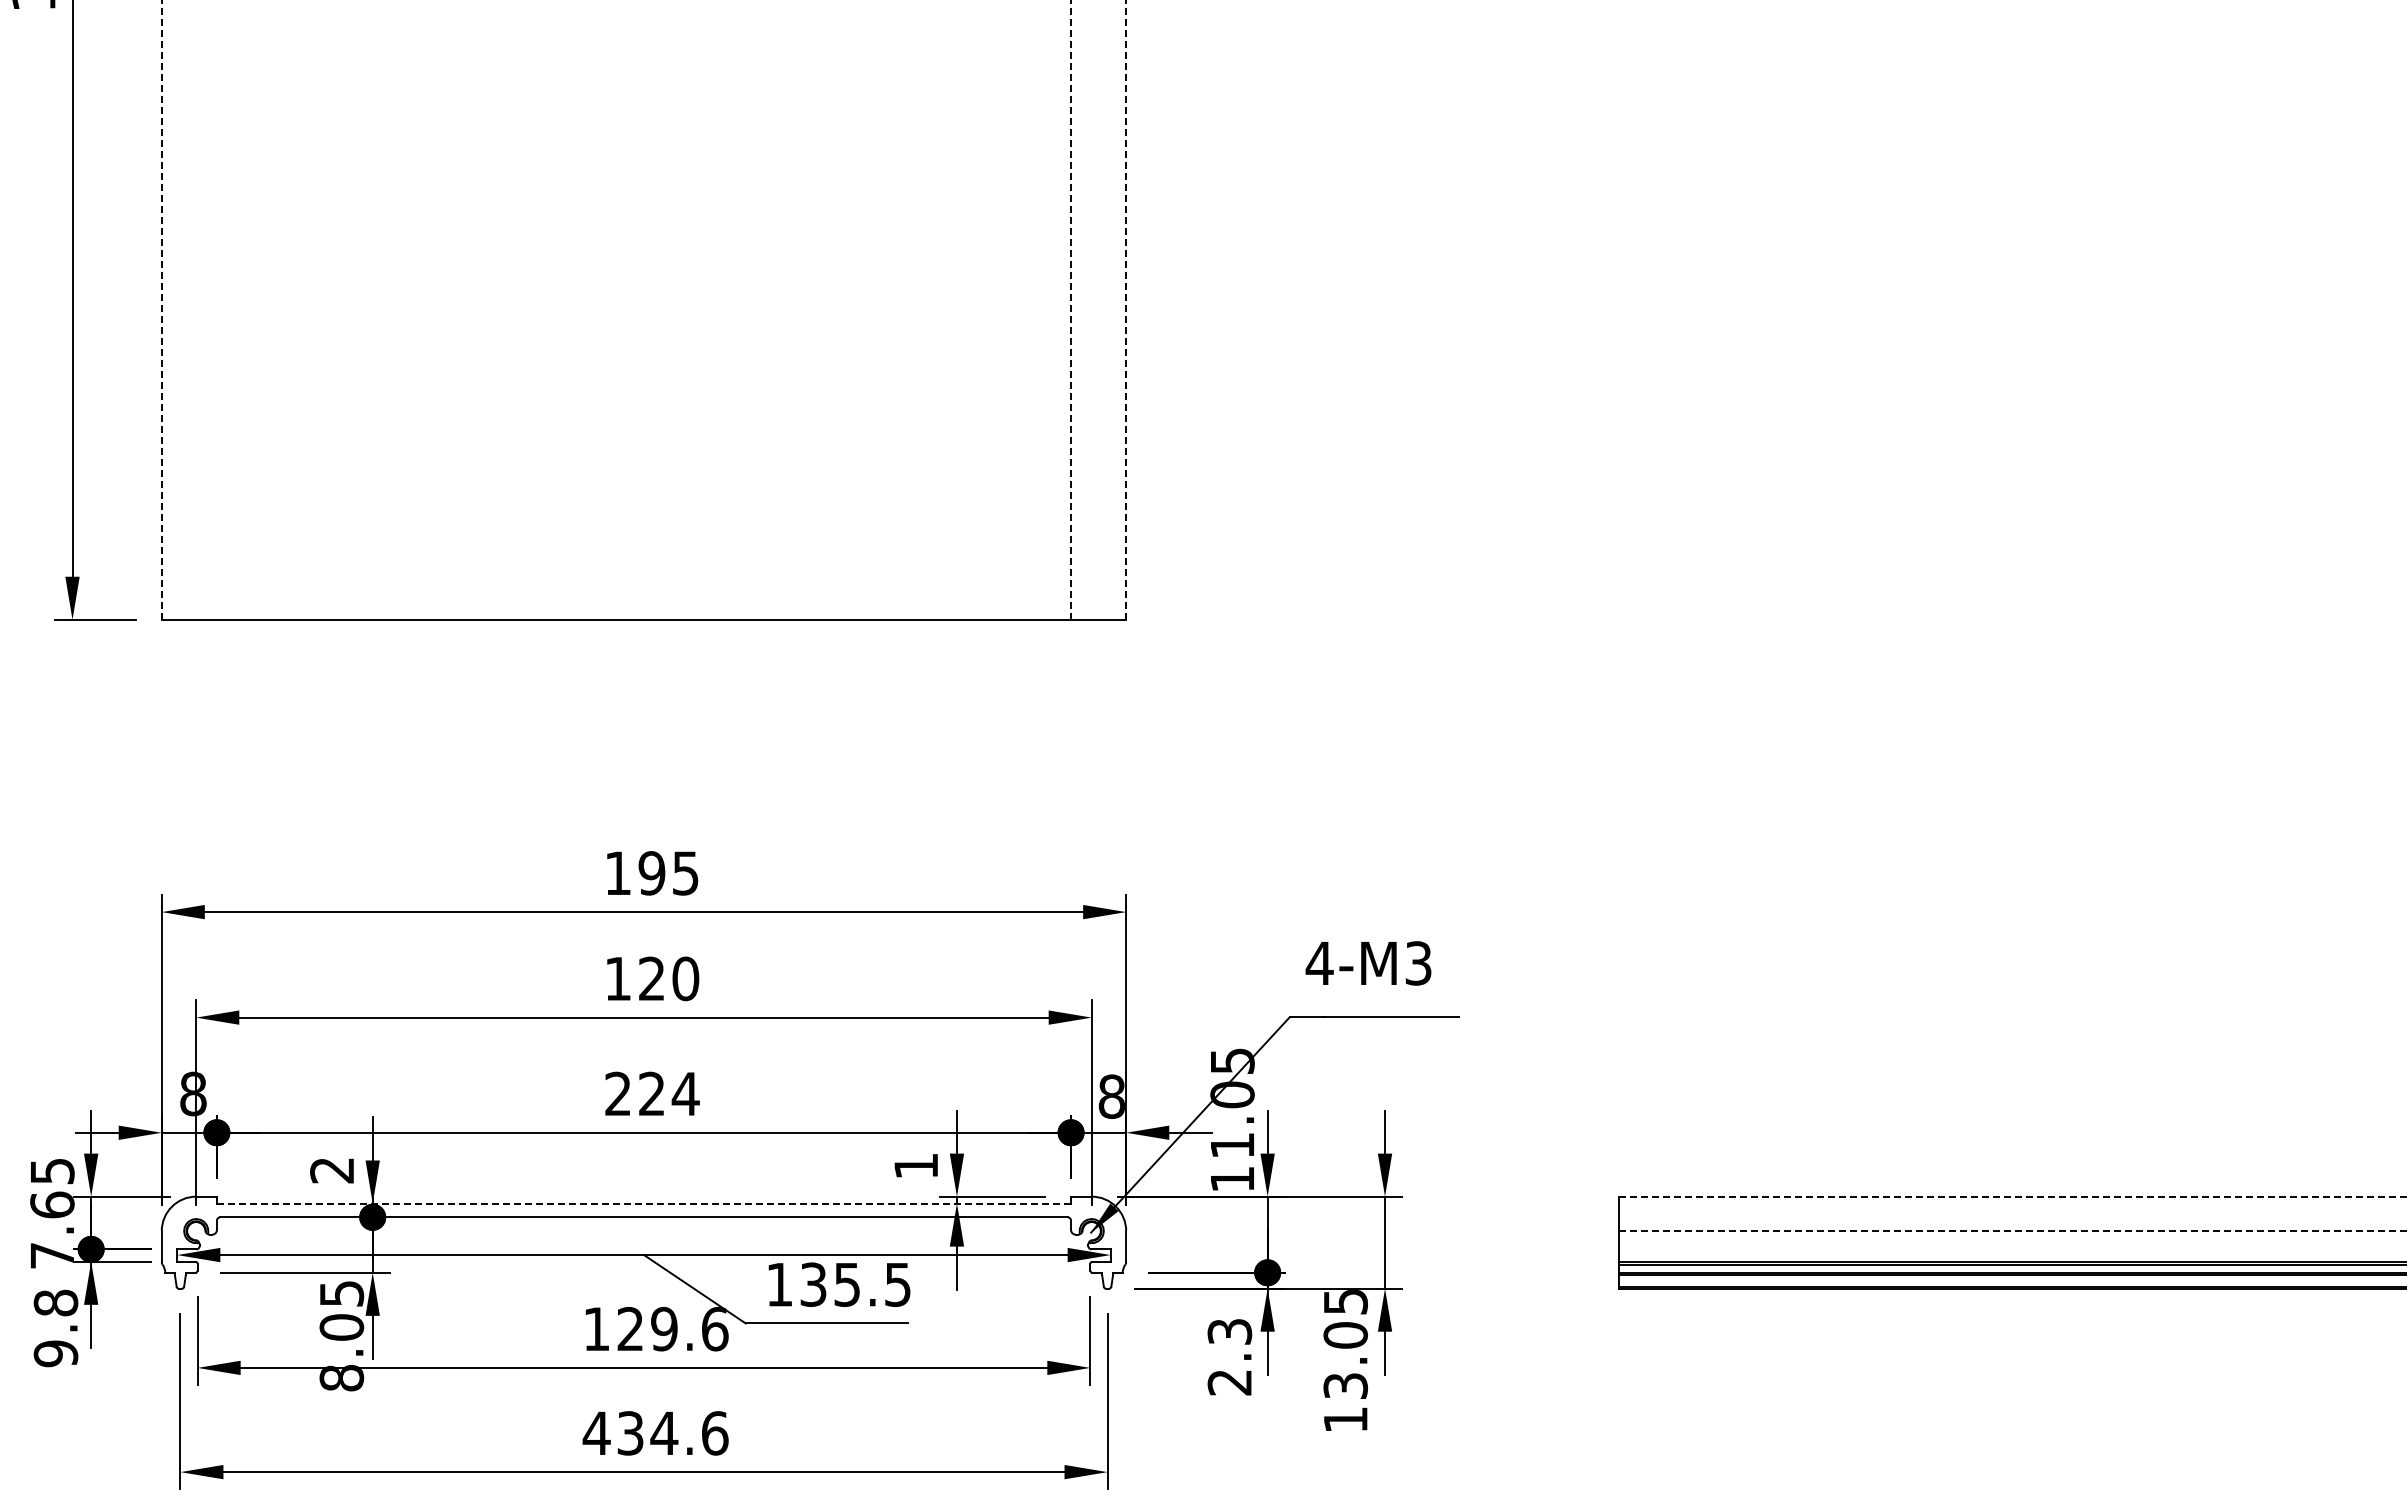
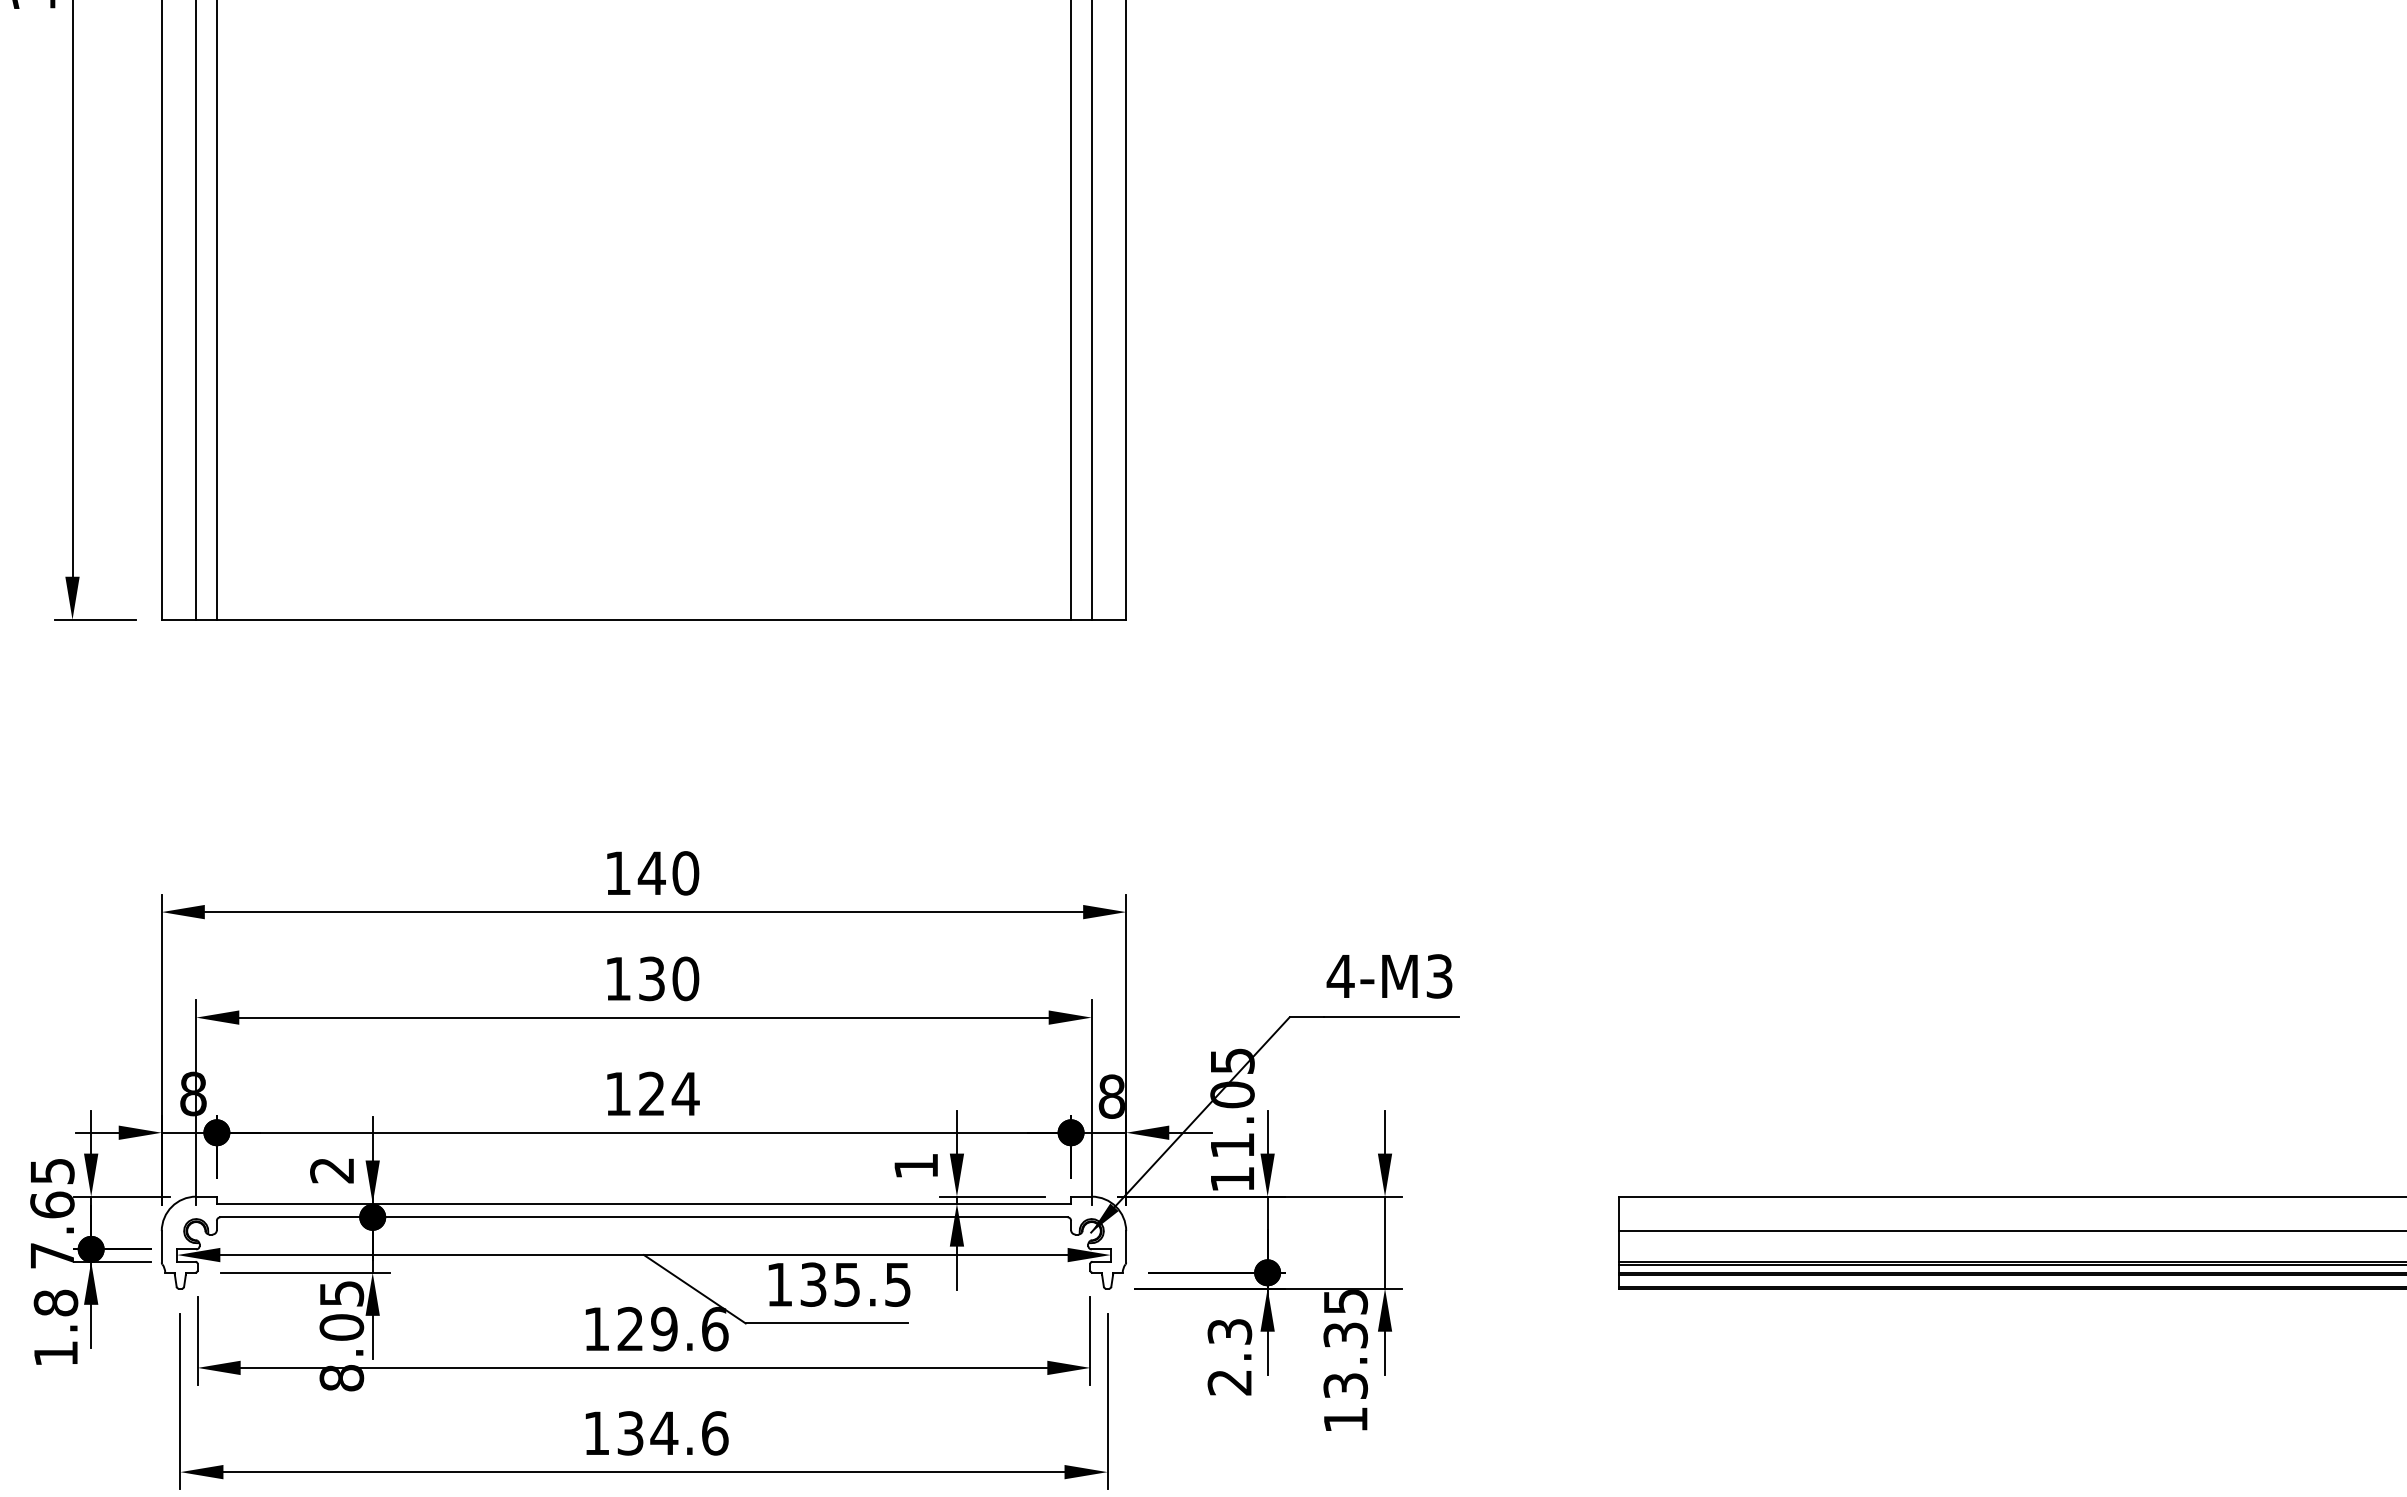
line: dashed -> solid (161, 309)
line: dashed -> solid (1071, 309)
line: dashed -> solid (1126, 309)
line: none -> present (196, 310)
line: none -> present (216, 310)
line: none -> present (1091, 310)
text: 195 -> 140 (668, 873)
text position: (1368, 963) -> (1389, 976) (1389, 976)
text: 120 -> 130 (651, 978)
text: 224 -> 124 (617, 1093)
line: dashed -> solid (2012, 1196)
line: dashed -> solid (643, 1203)
line: dashed -> solid (2012, 1231)
text: 13.05 -> 13.35 (1345, 1335)
text: 9.8 -> 1.8 (55, 1353)
text: 434.6 -> 134.6 (596, 1432)
